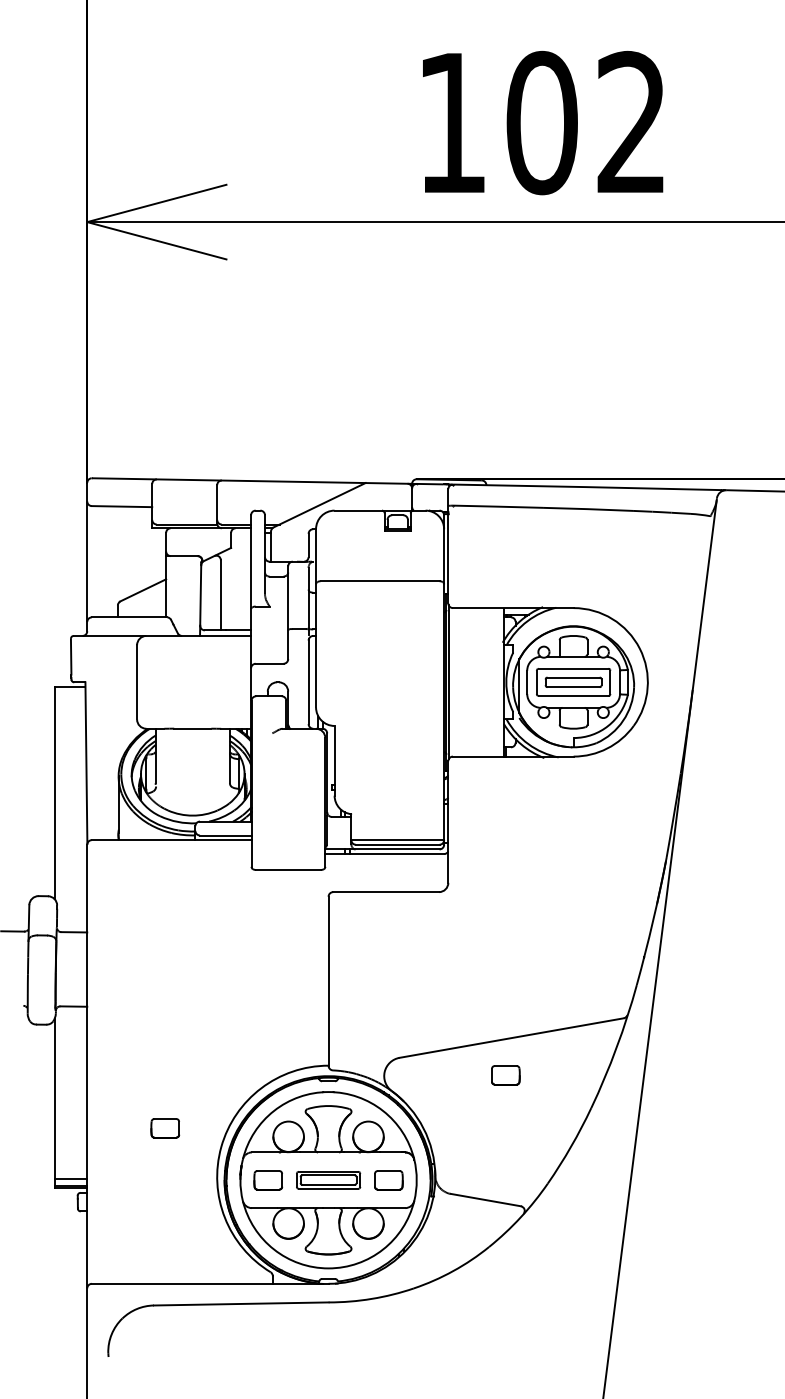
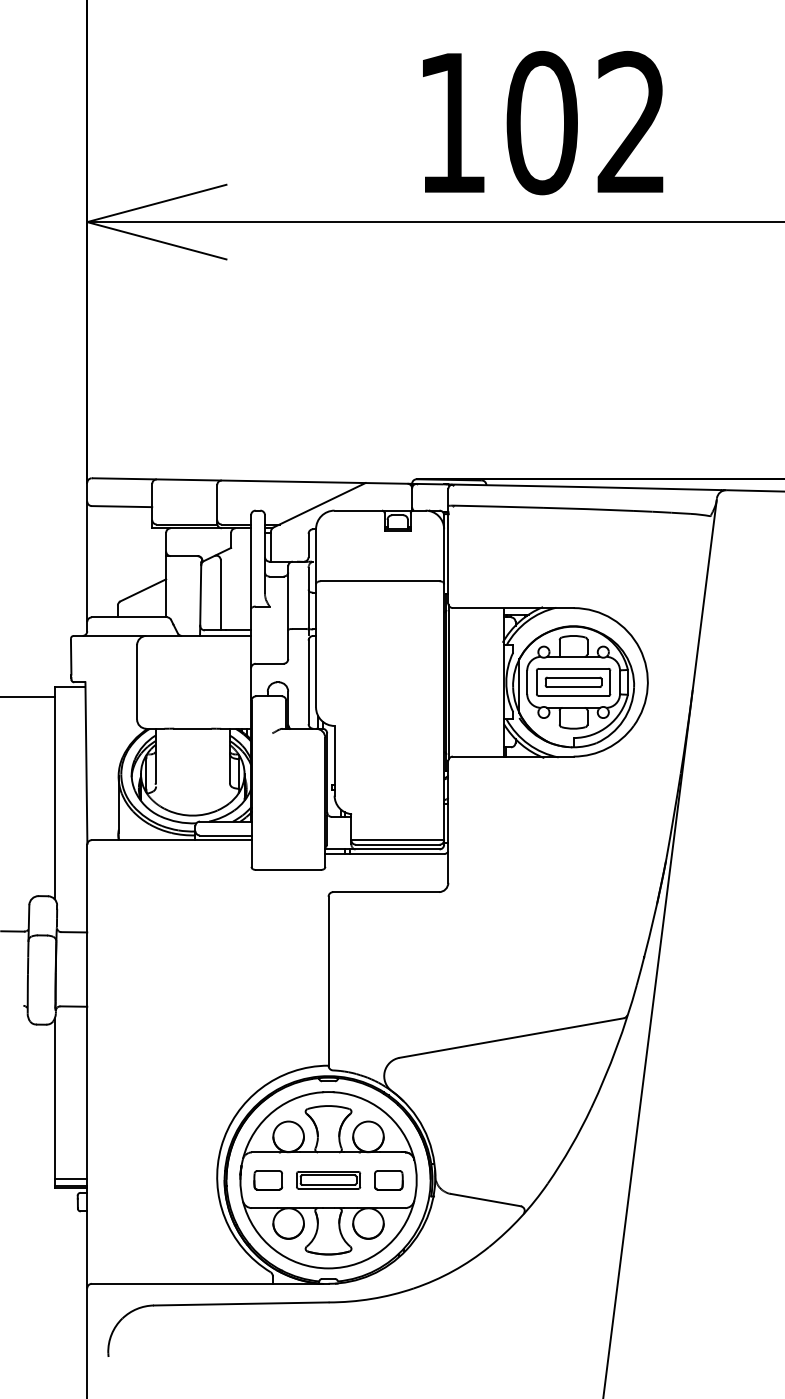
line: none -> present (28, 696)
part: present -> none (505, 1075)
part: present -> none (165, 1128)
